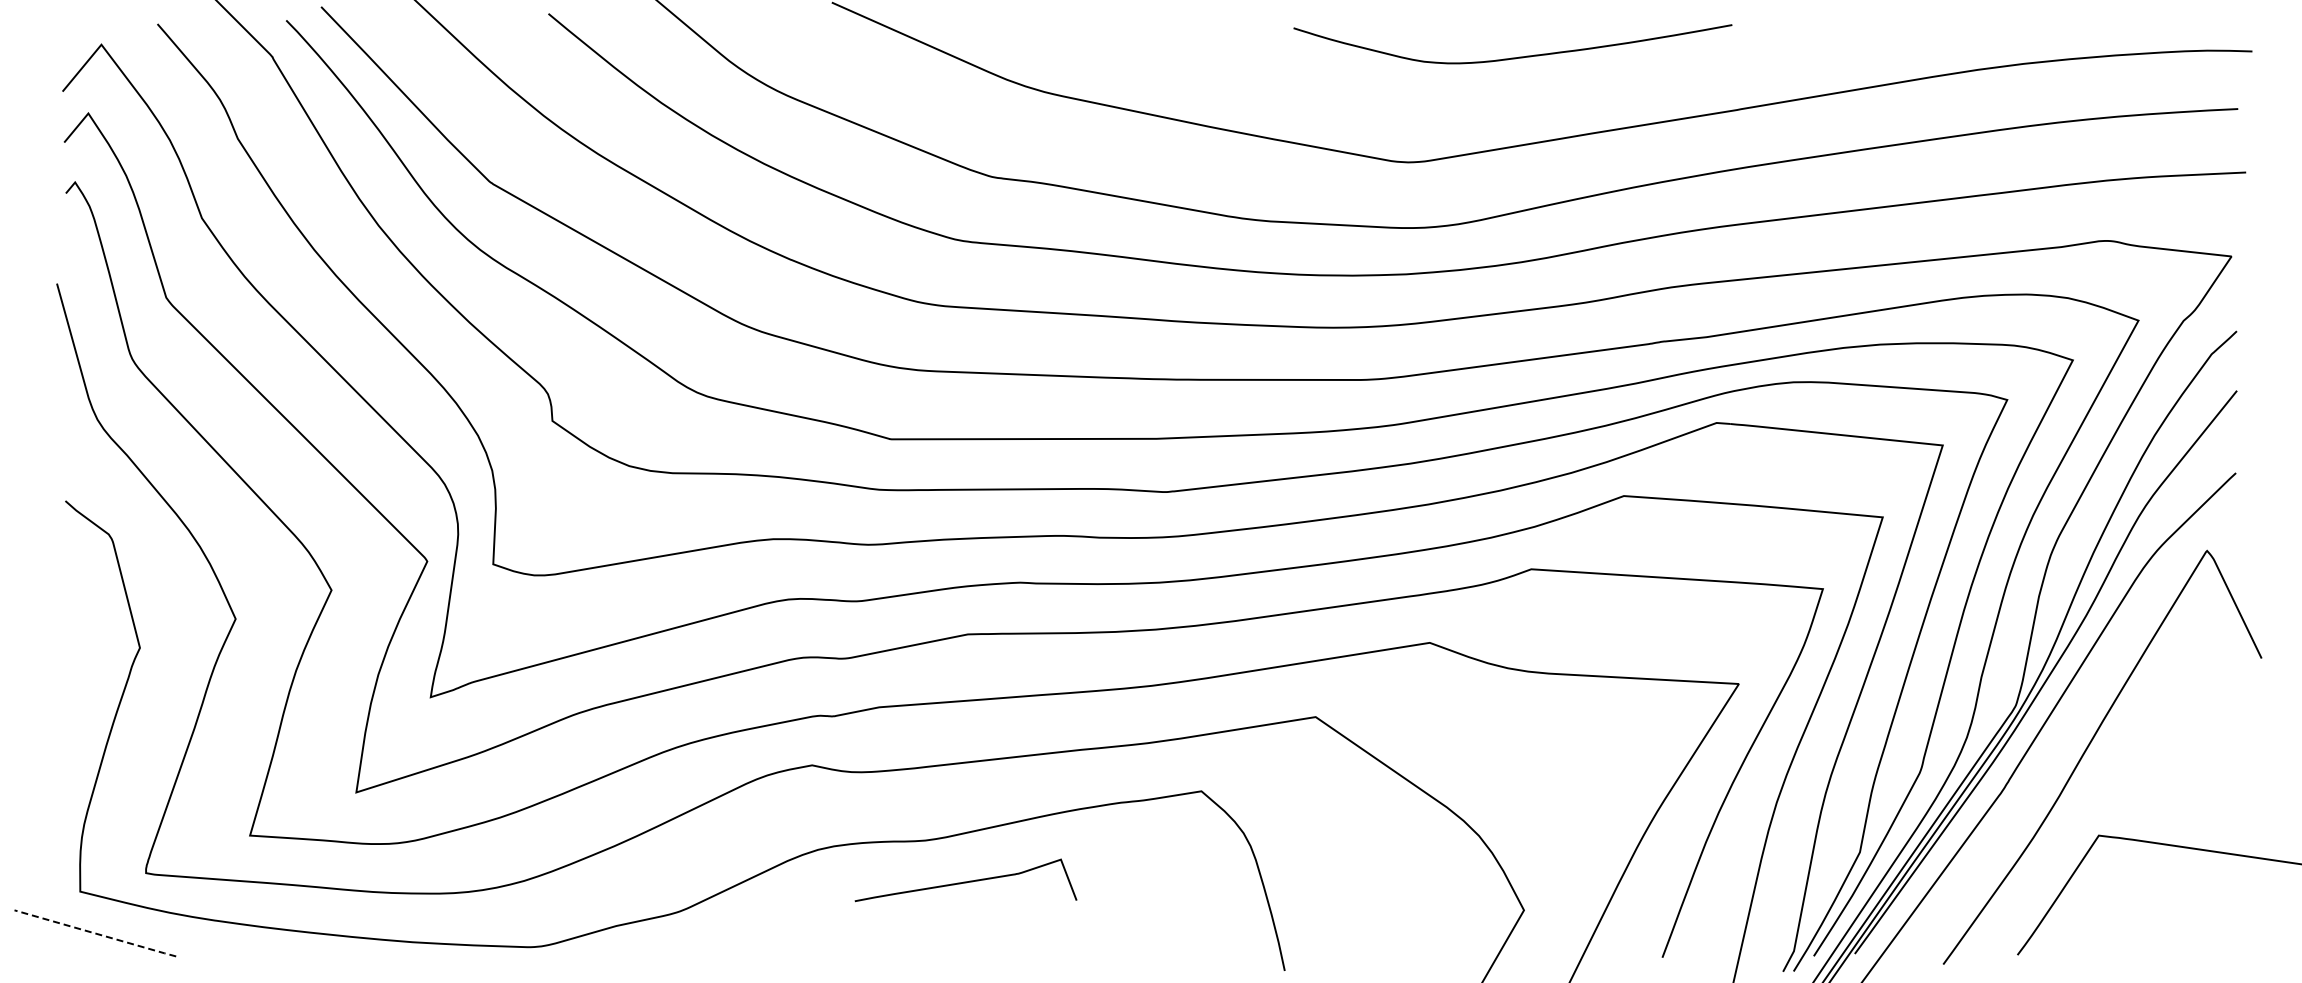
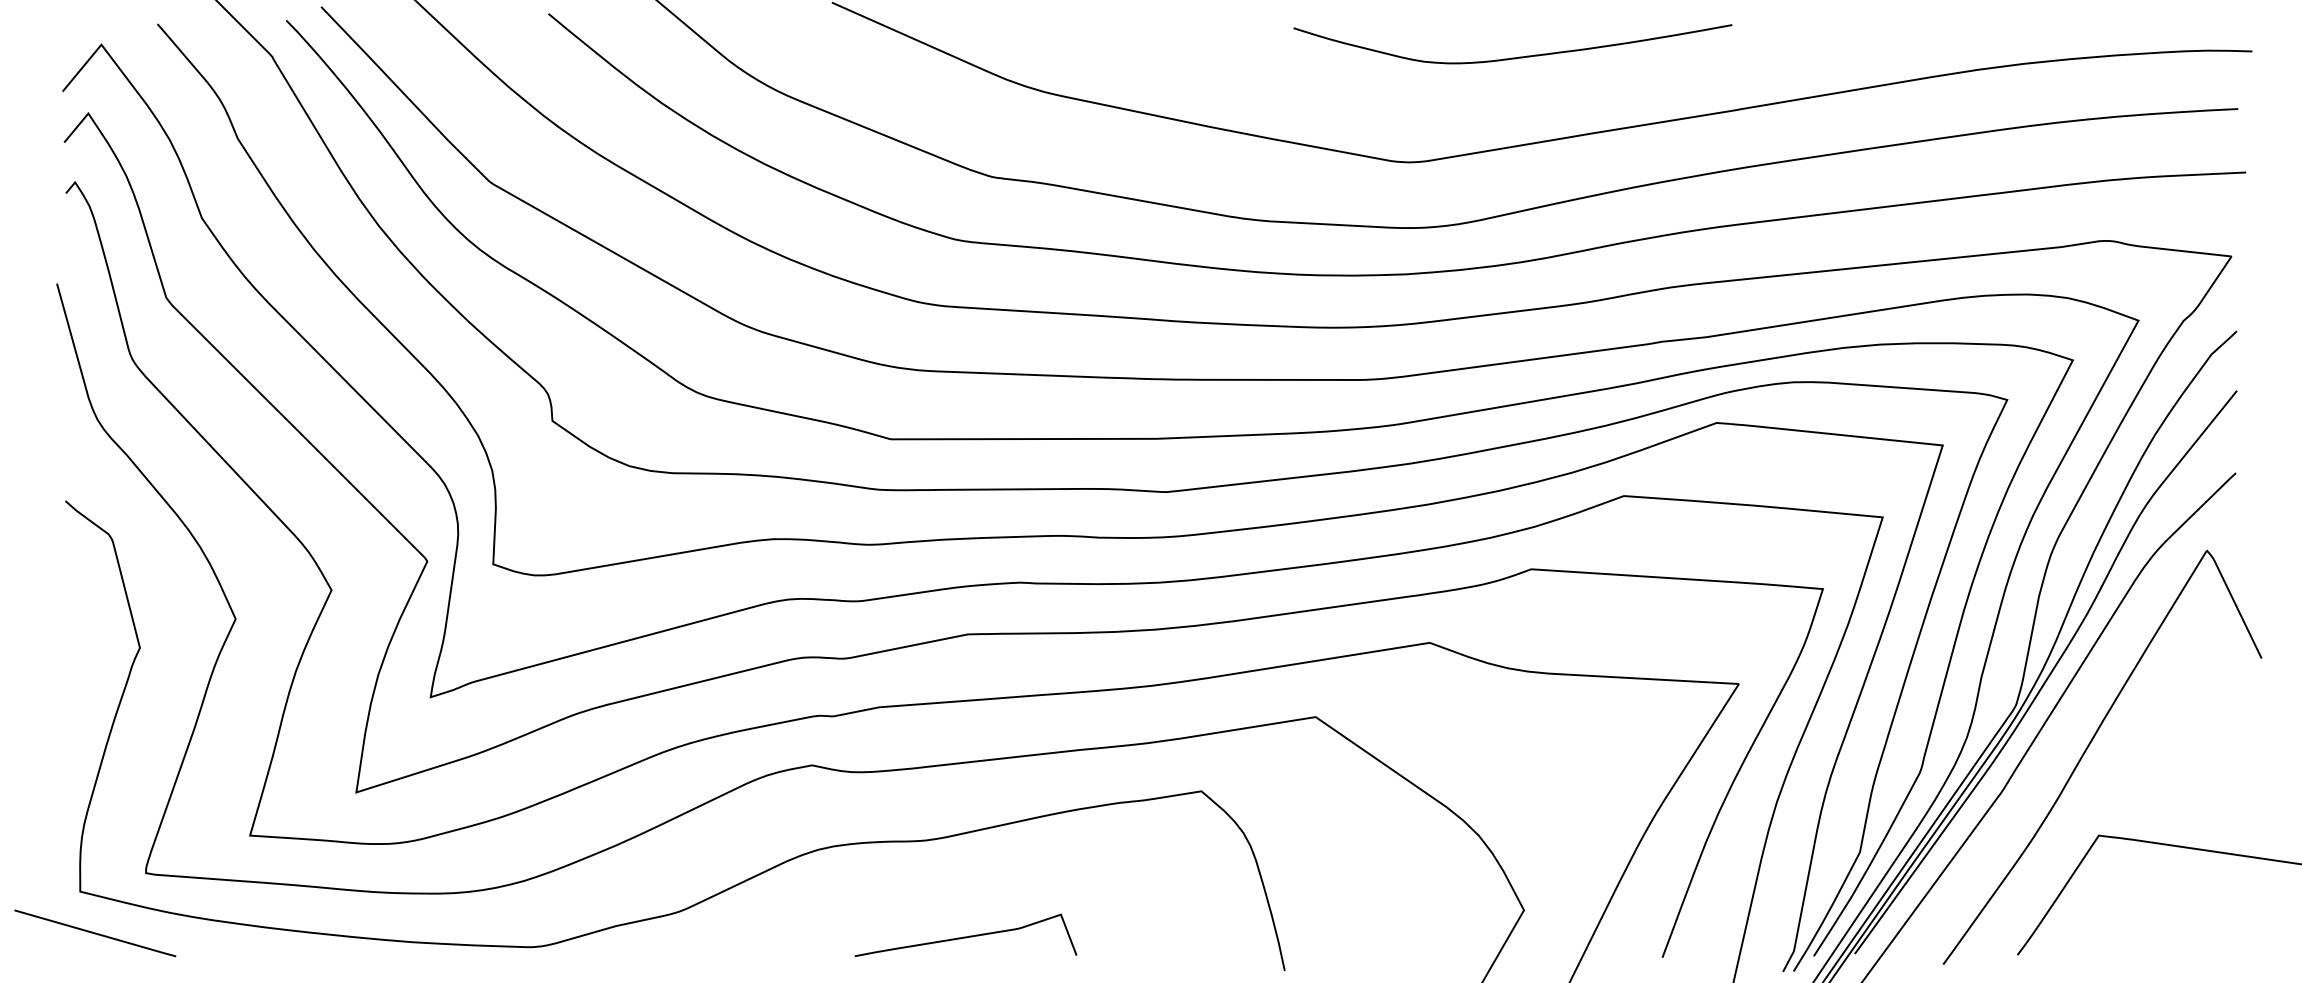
curve position: (965, 881) -> (965, 936) (965, 936)
line: dashed -> solid (95, 933)
